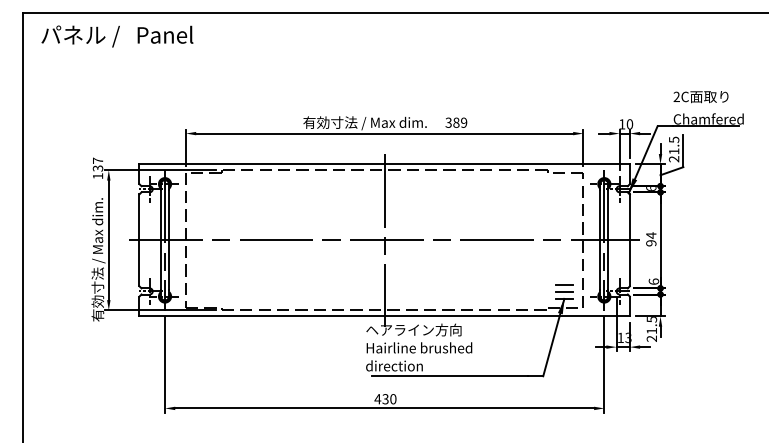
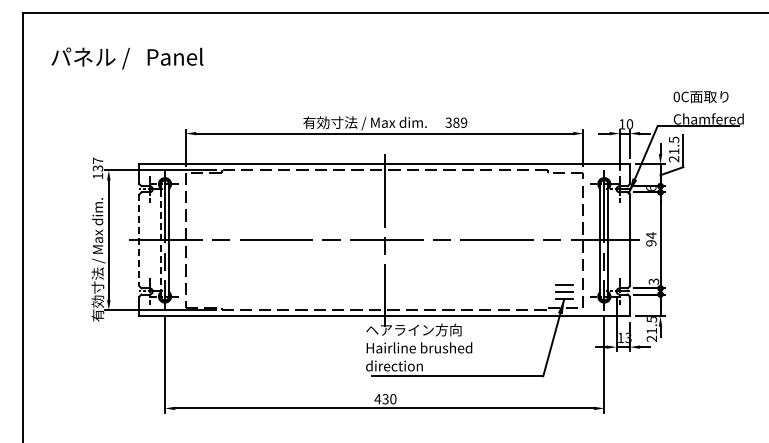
text position: (117, 36) -> (127, 58) (127, 58)
text: 2C -> 0C (676, 96)
line: solid -> dashed (139, 240)
line: solid -> dashed (160, 240)
text: 6 -> 3 (653, 281)
